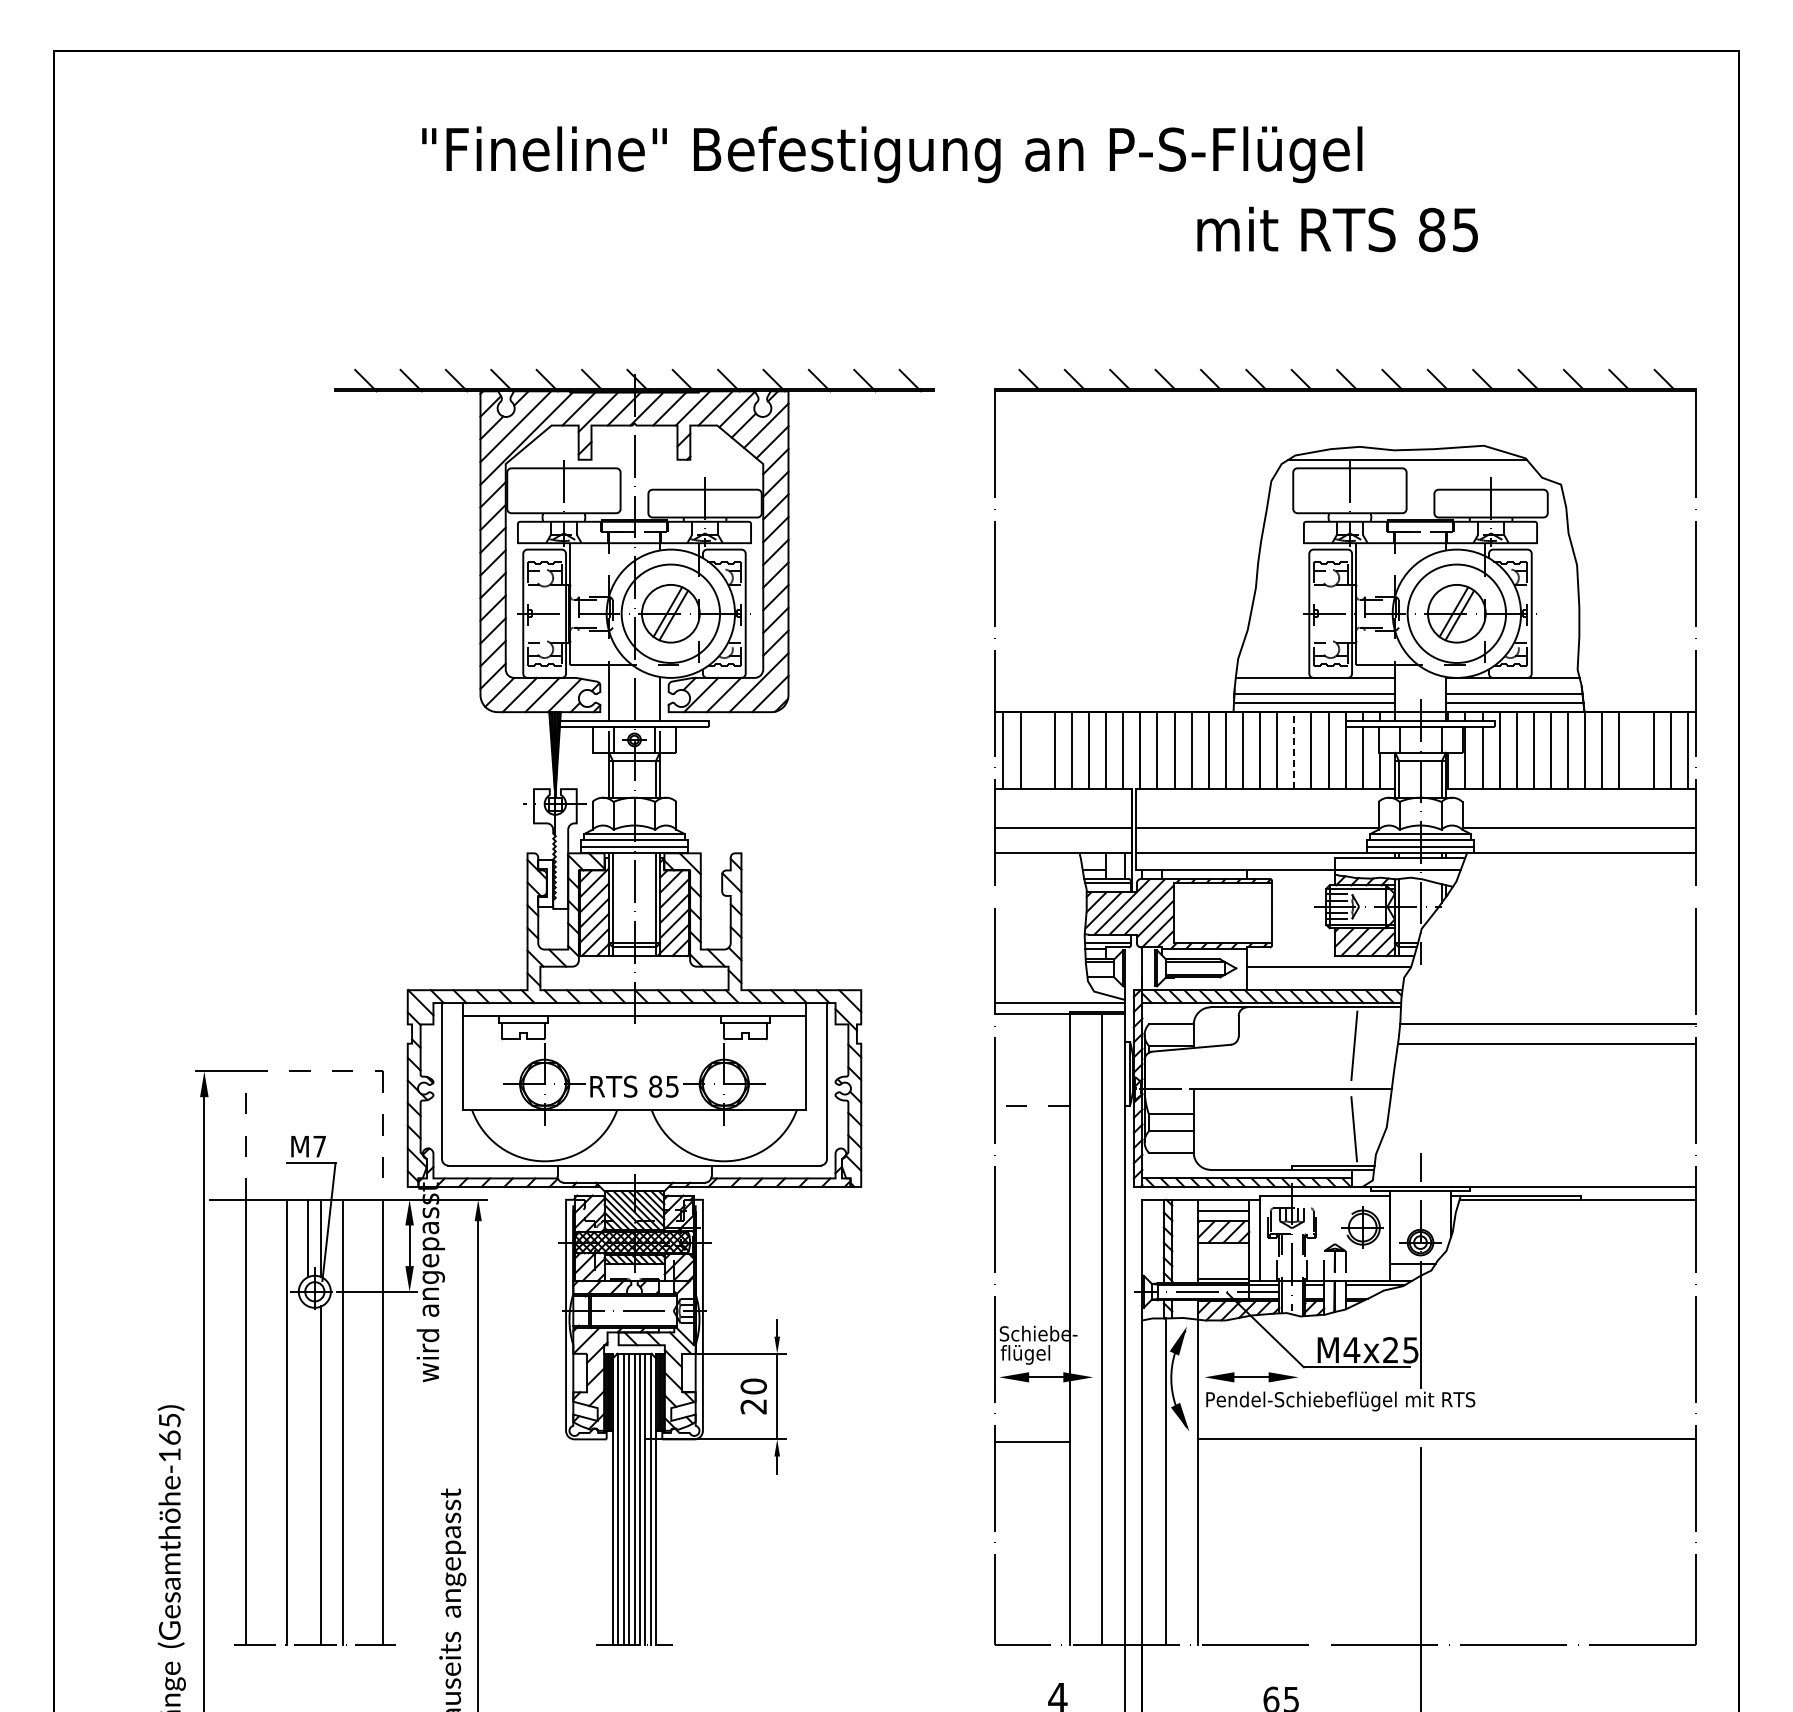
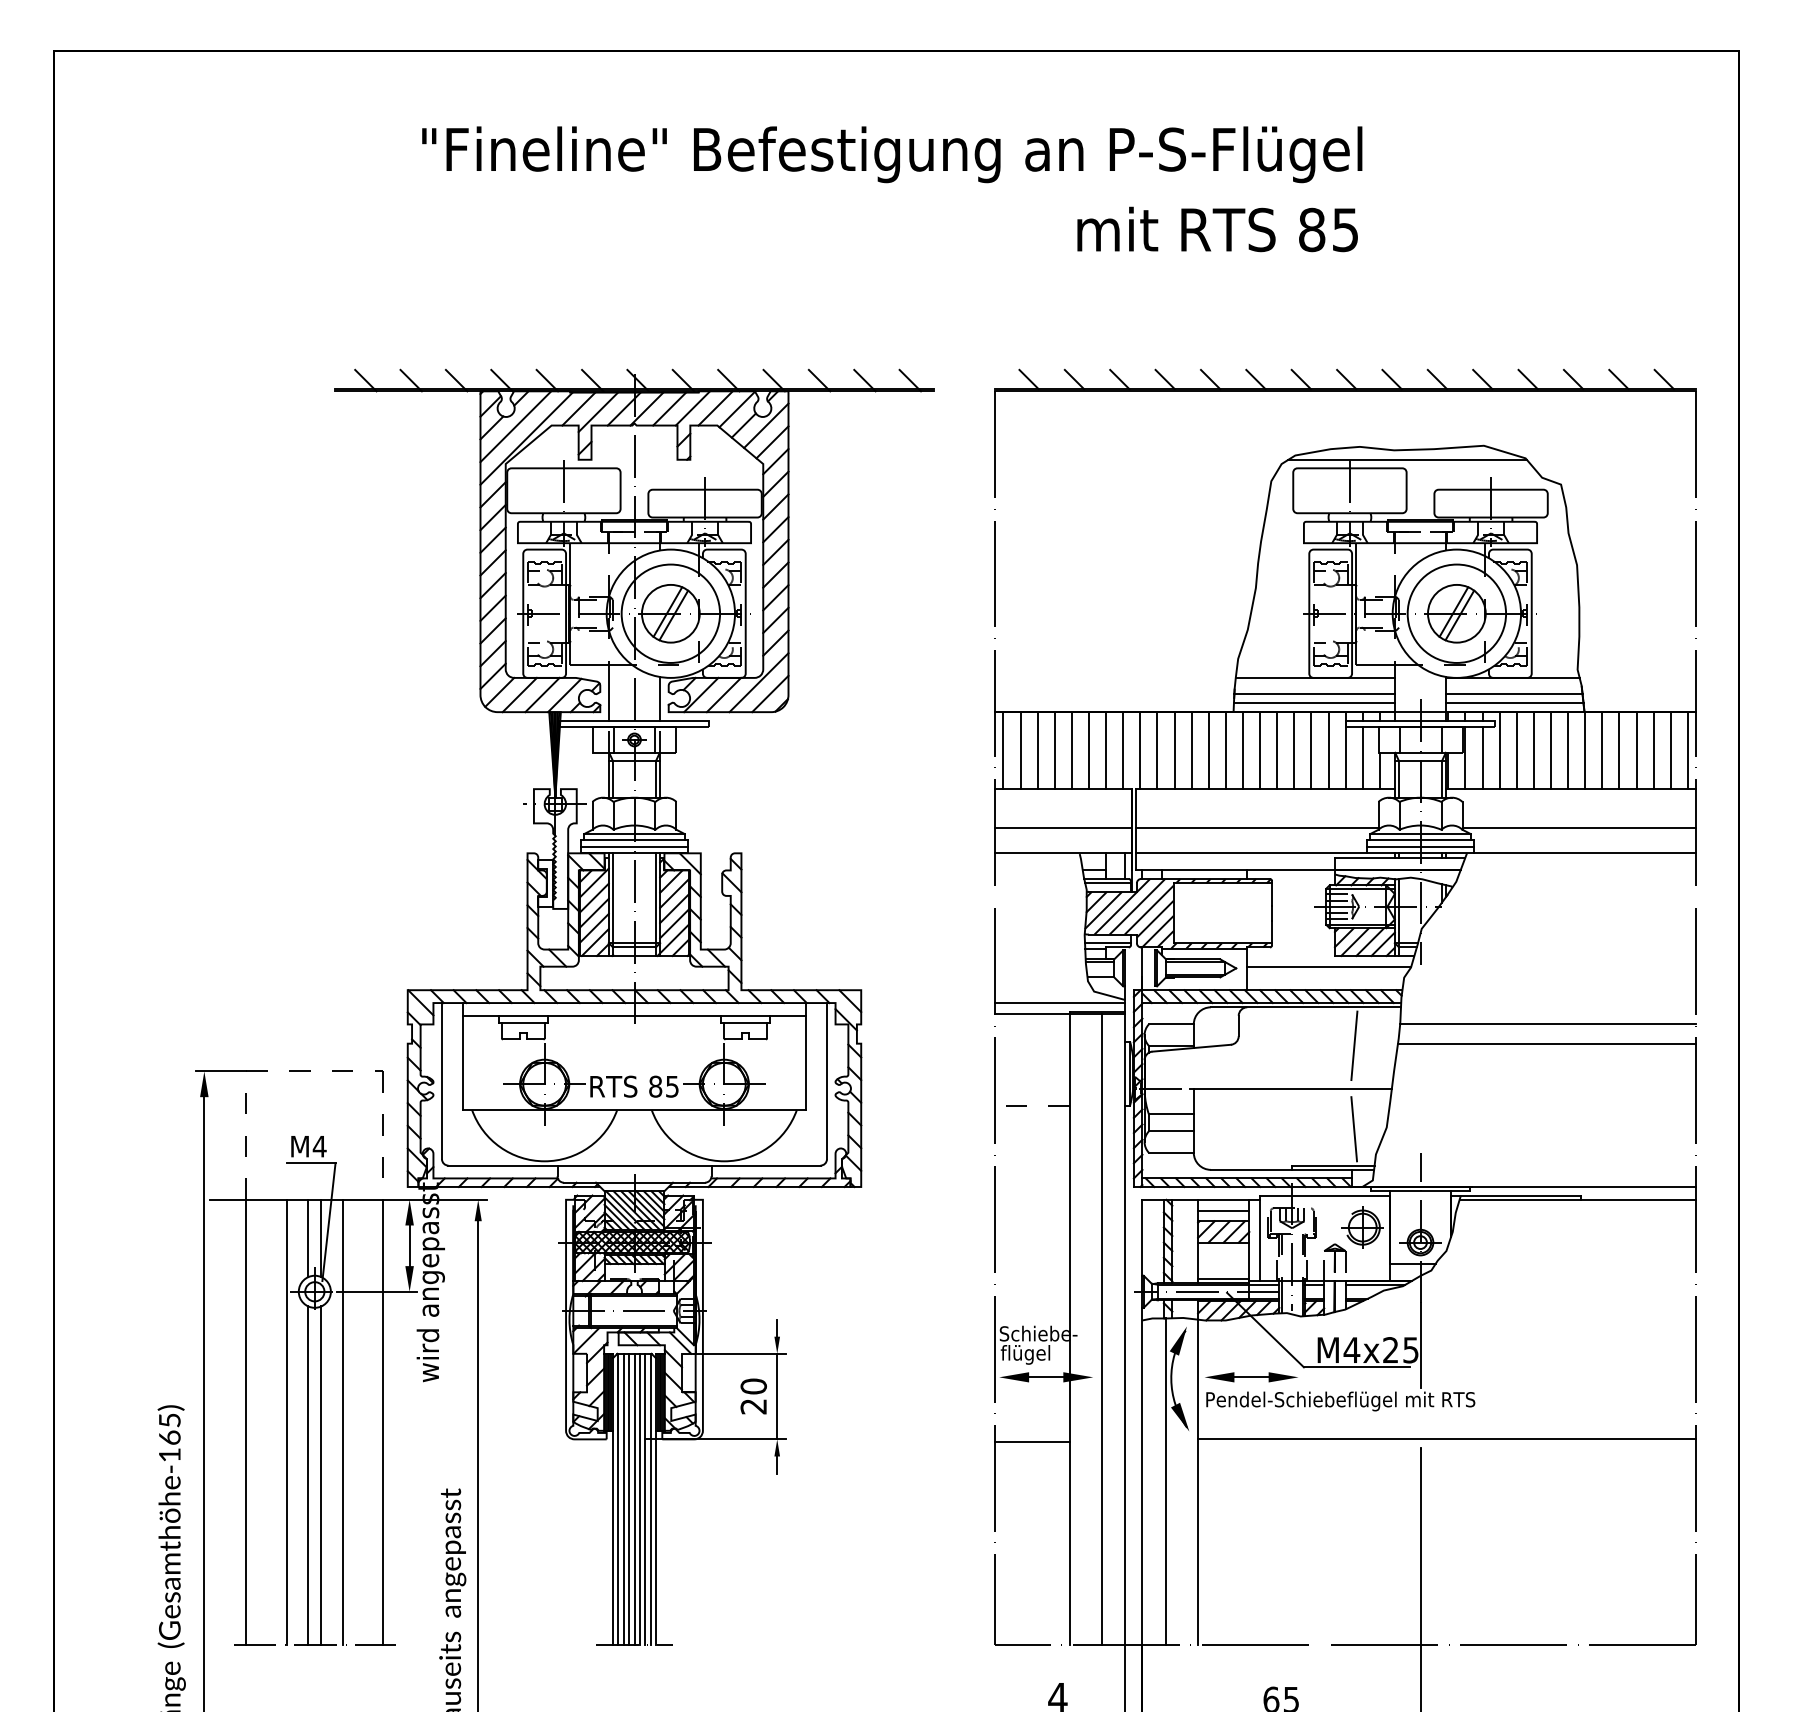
text position: (1337, 229) -> (1217, 229) (1217, 229)
line: none -> present (1037, 750)
line: dashed -> solid (1294, 750)
line: none -> present (1636, 750)
text: M7 -> M4 (319, 1146)
line: none -> present (308, 1475)
